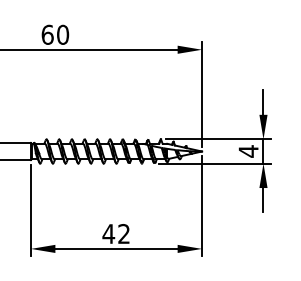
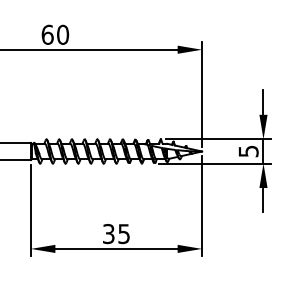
text: 4 -> 5 (248, 151)
text: 42 -> 35 (115, 234)
